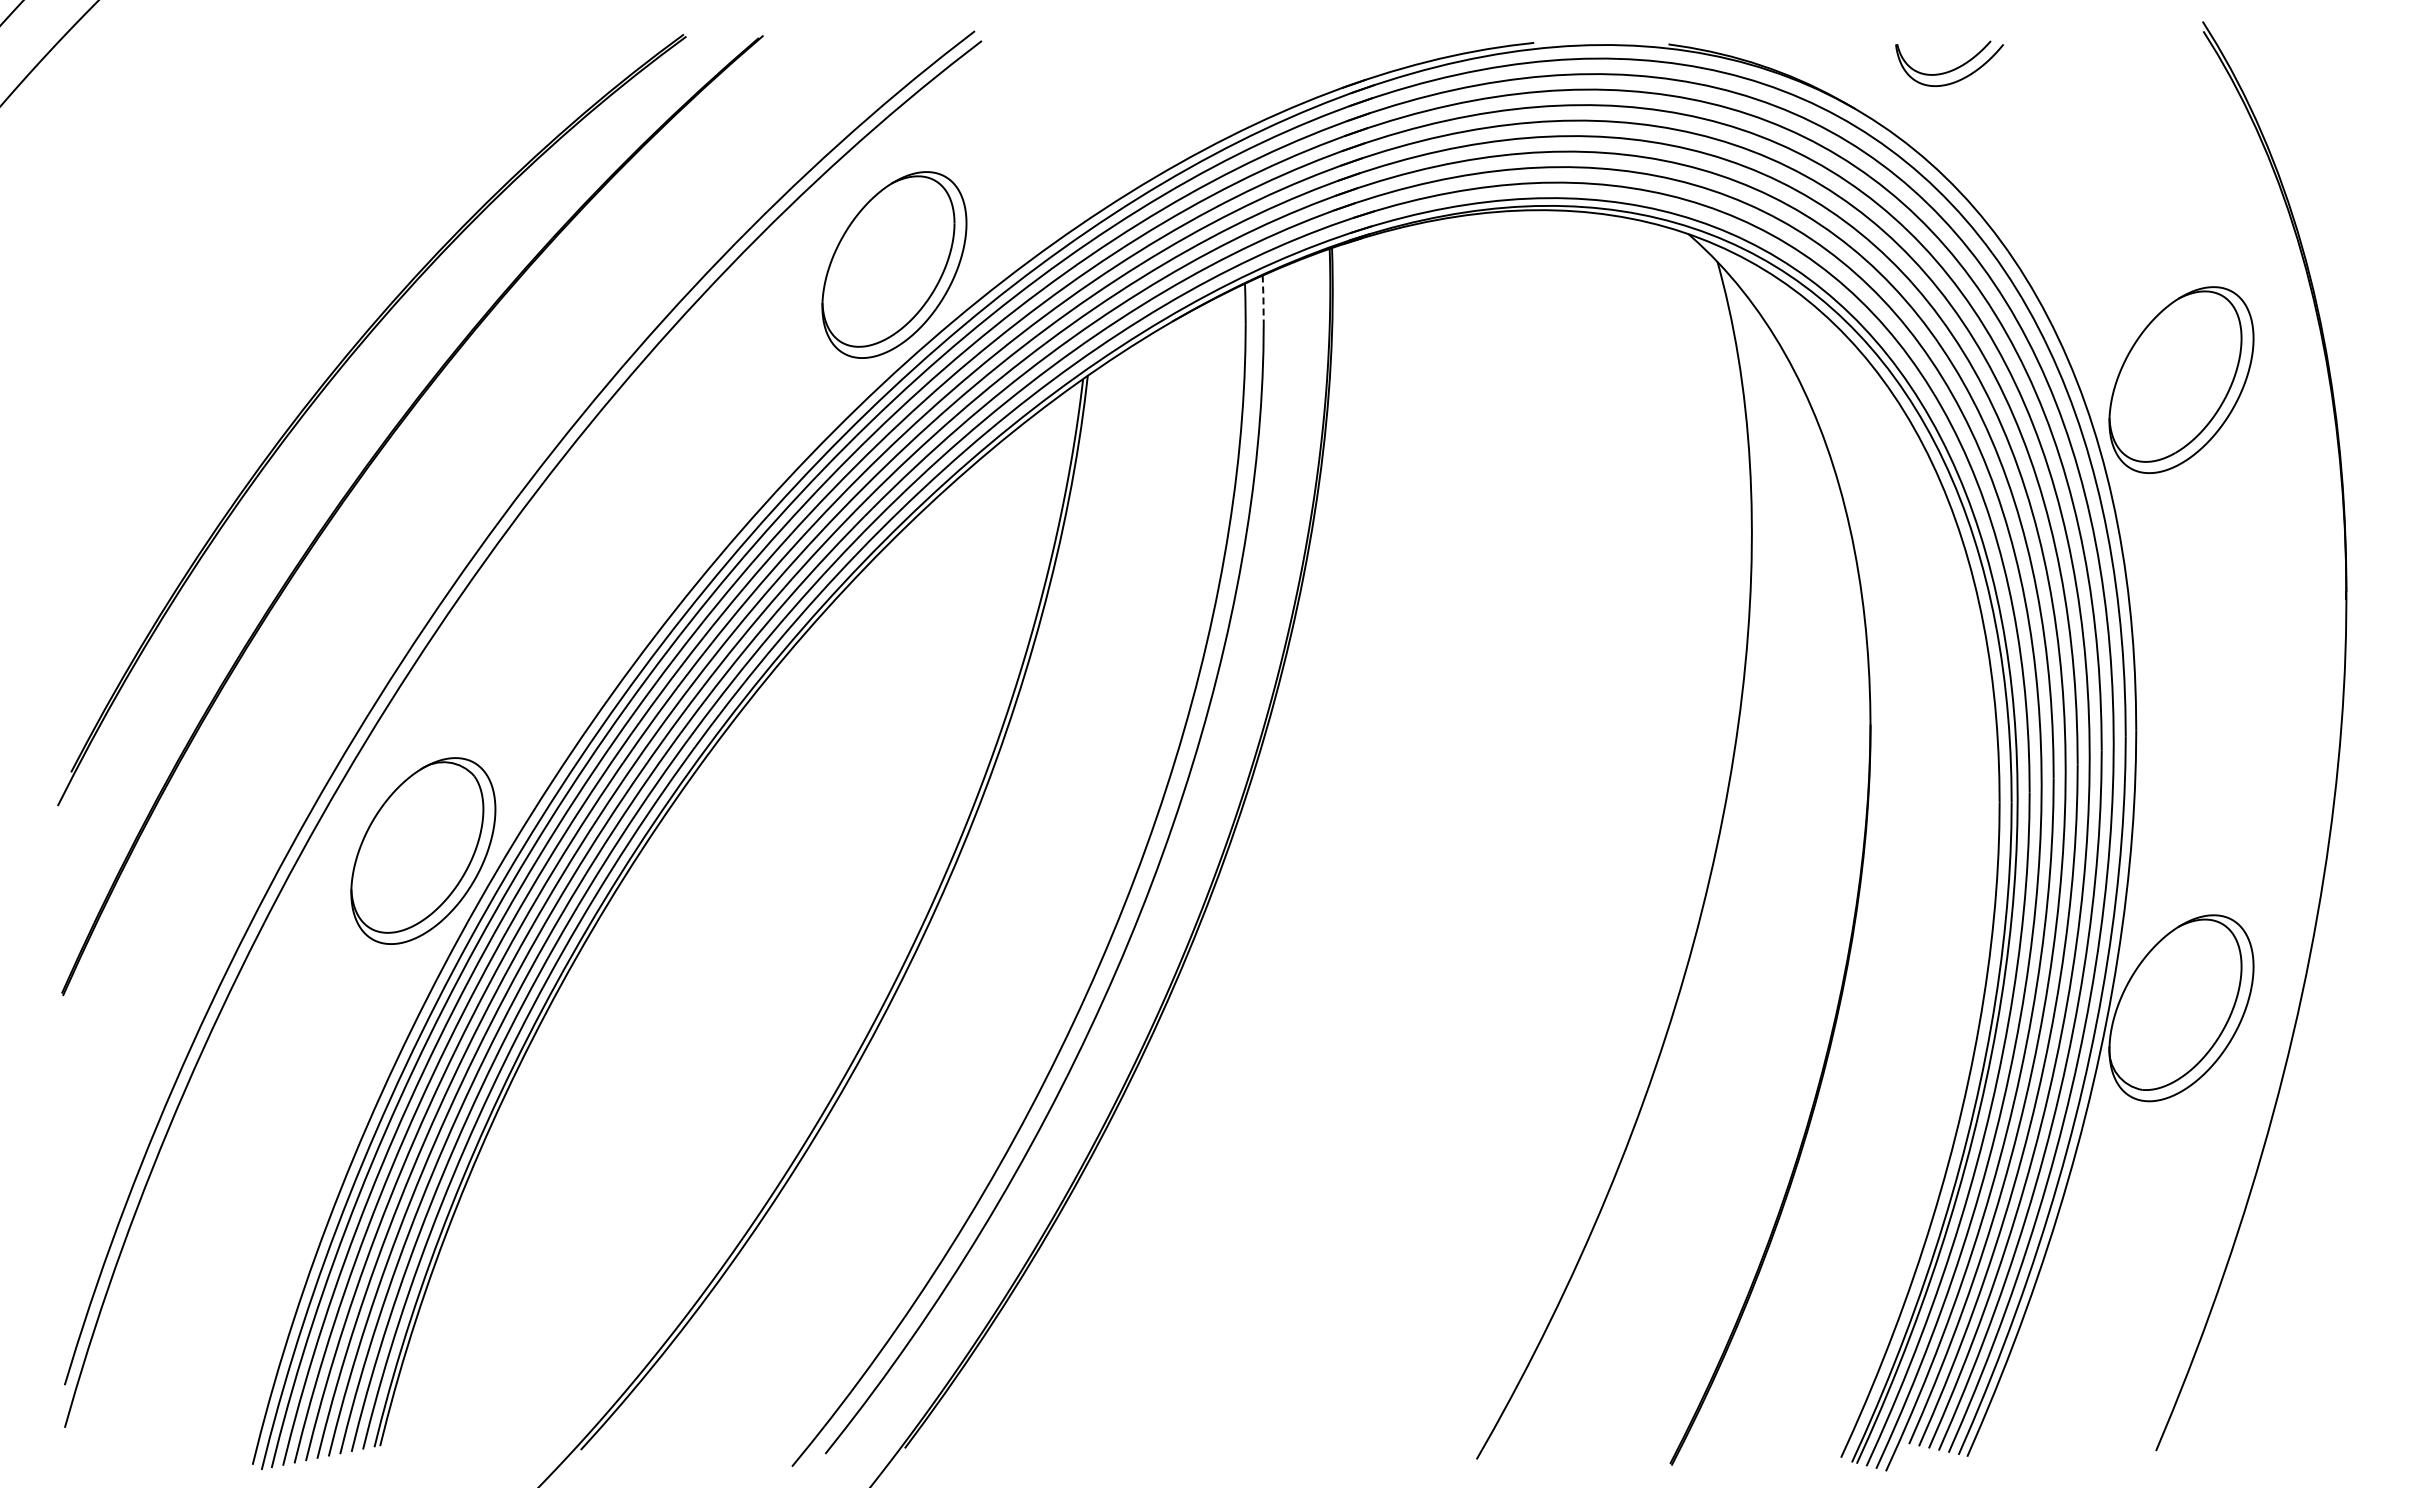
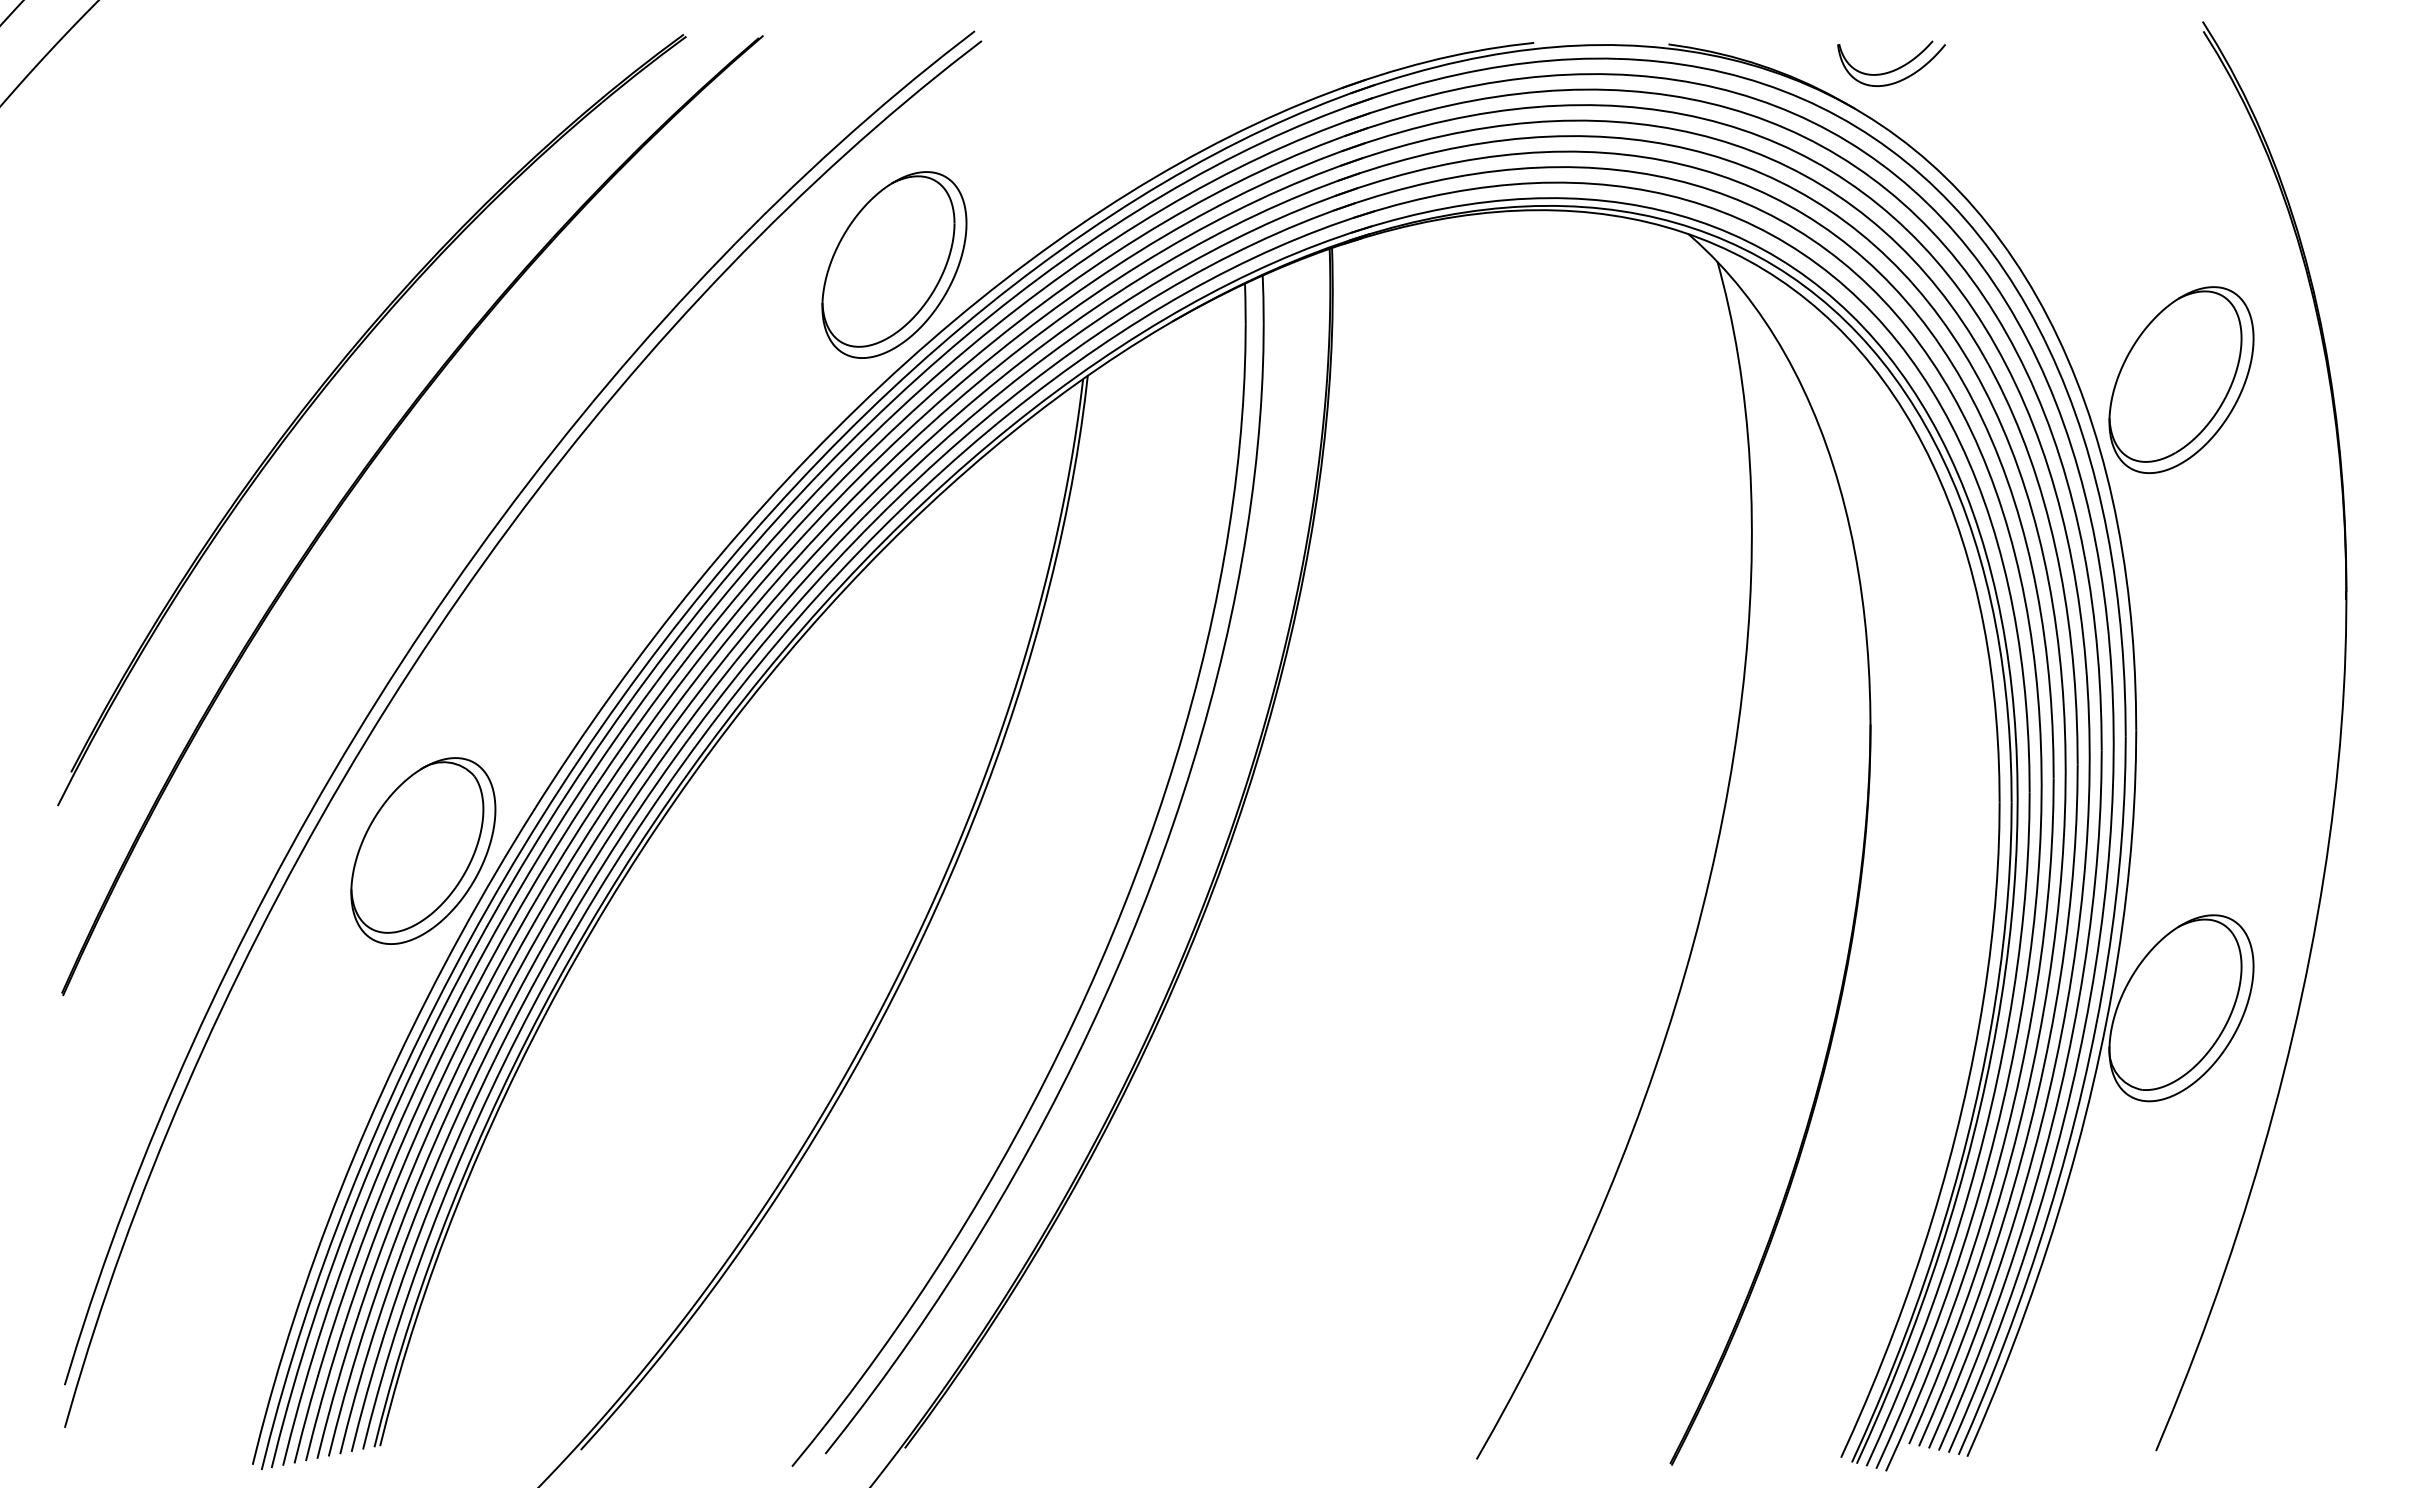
part position: (1951, 69) -> (1893, 69) (1893, 69)
line: dashed -> solid (1263, 299)
